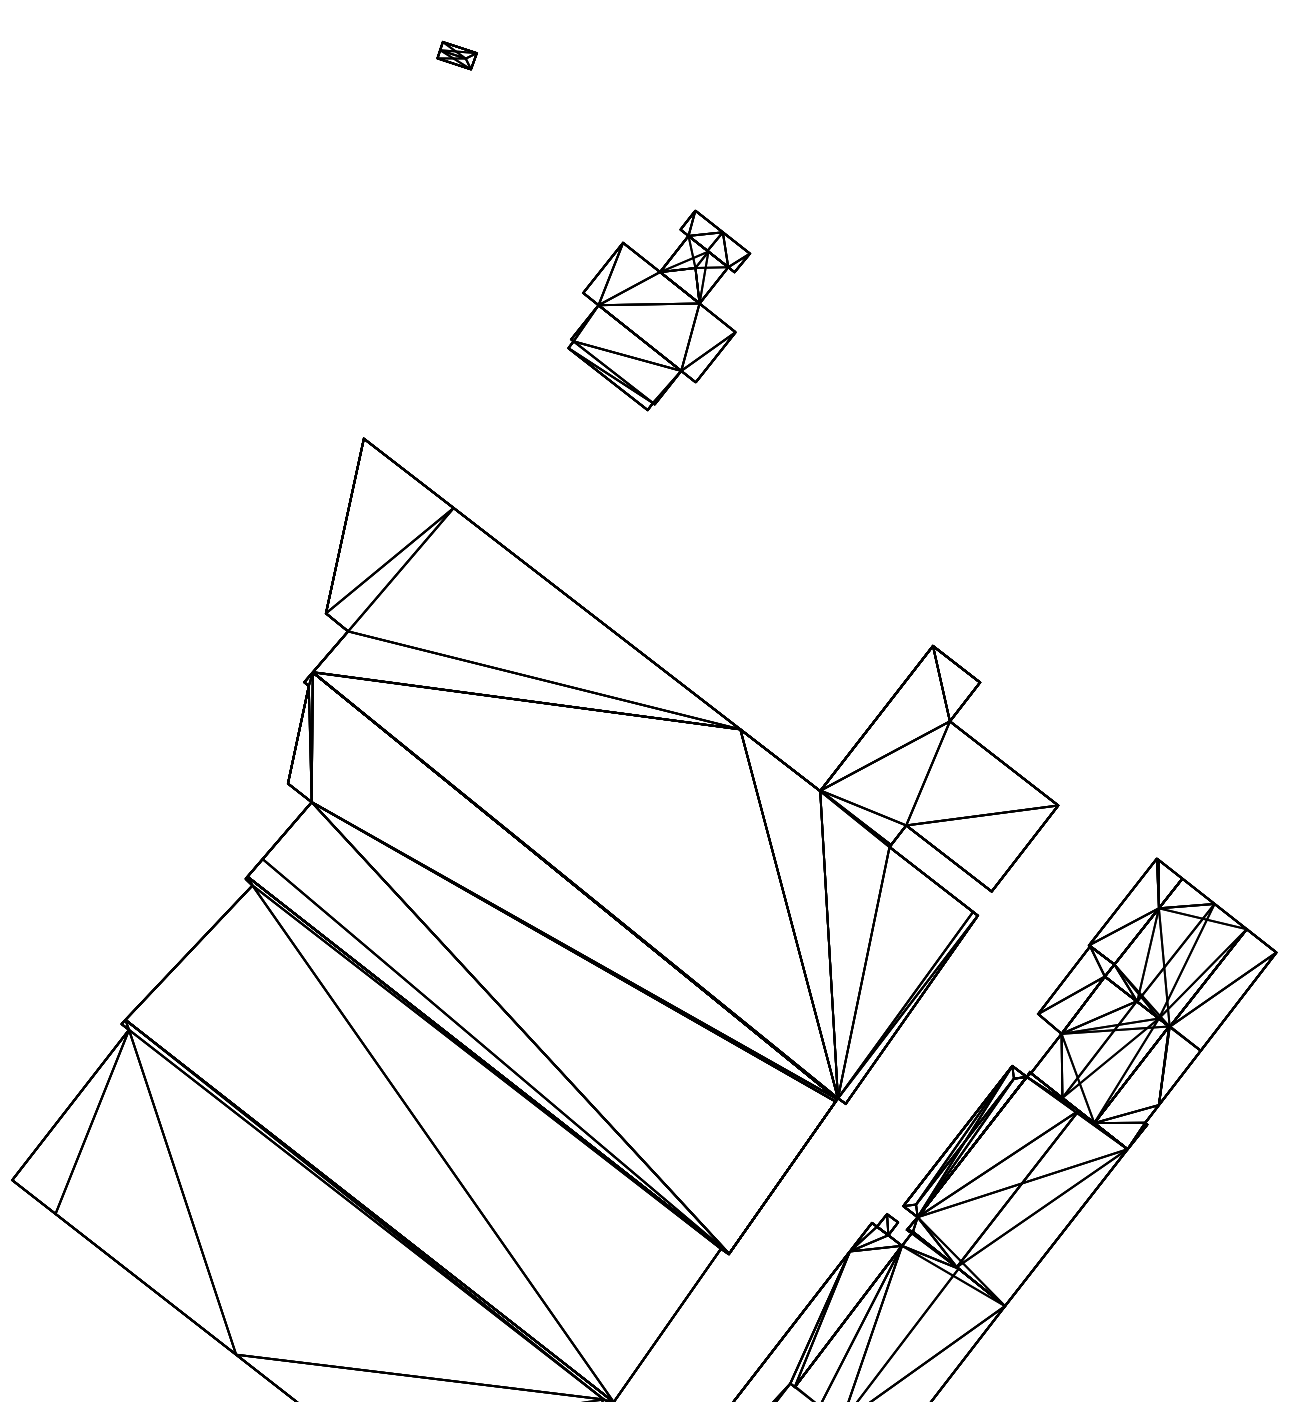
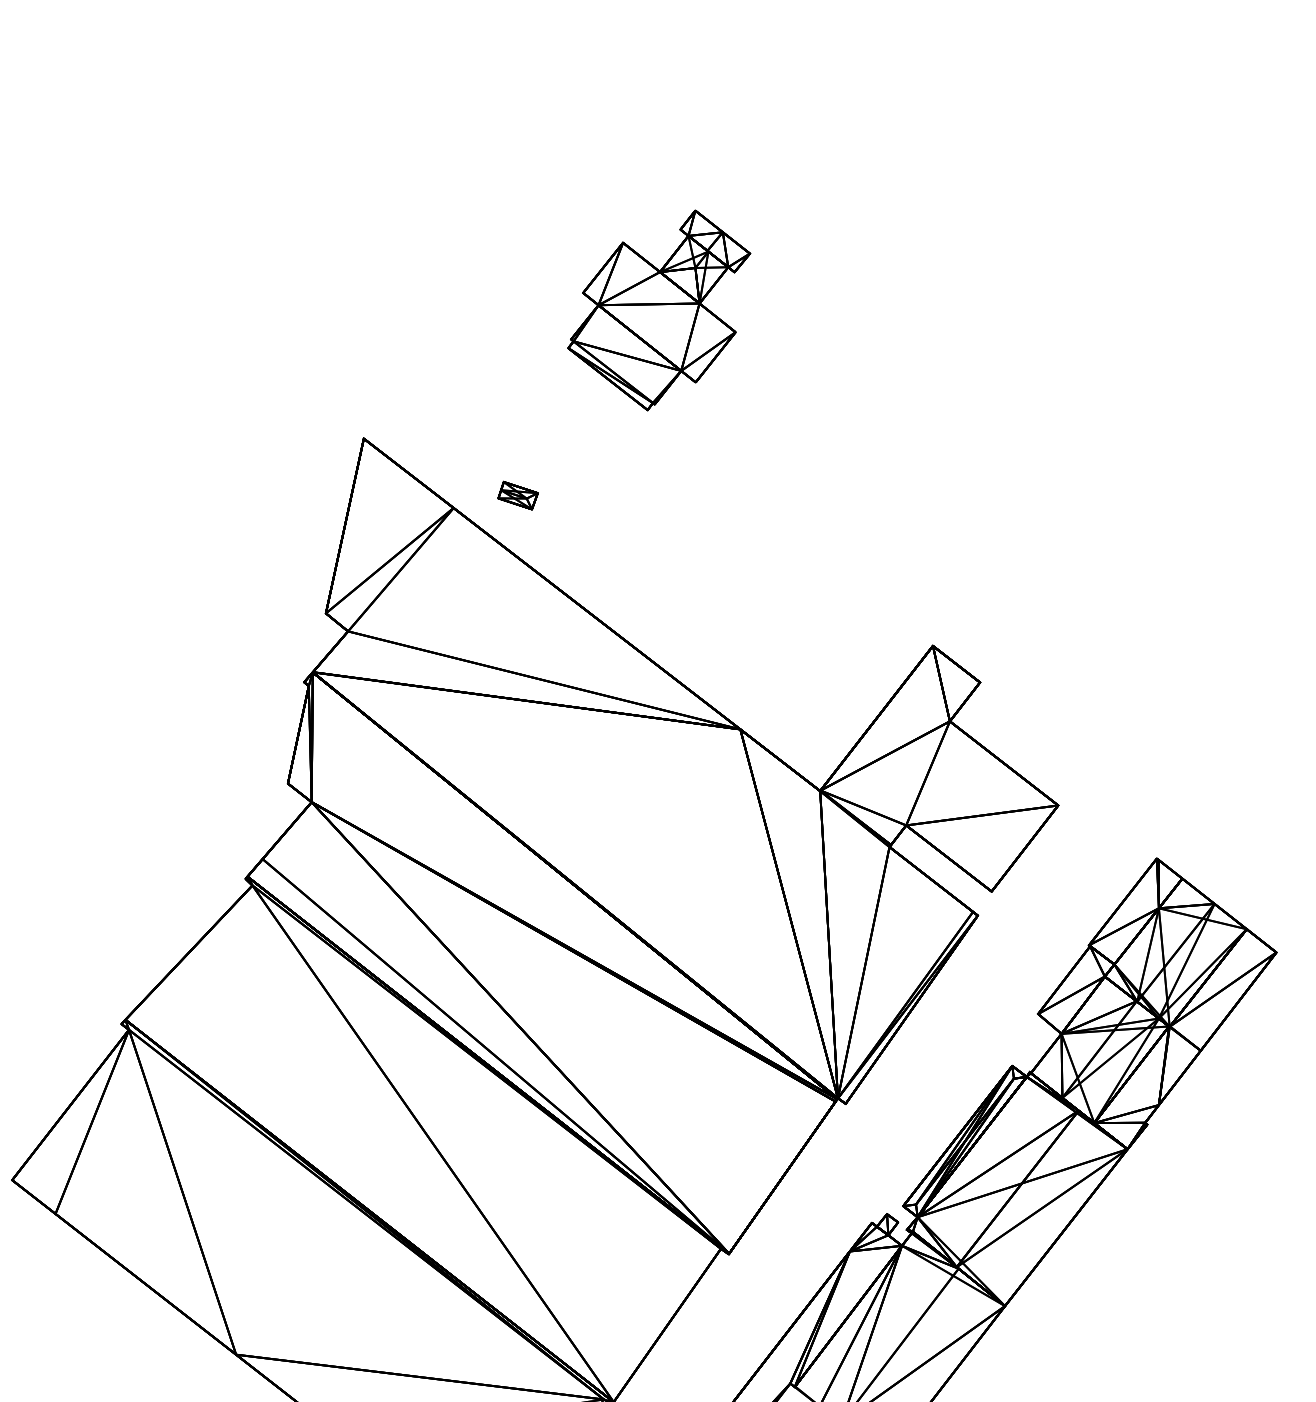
part position: (456, 55) -> (517, 495) (517, 495)
